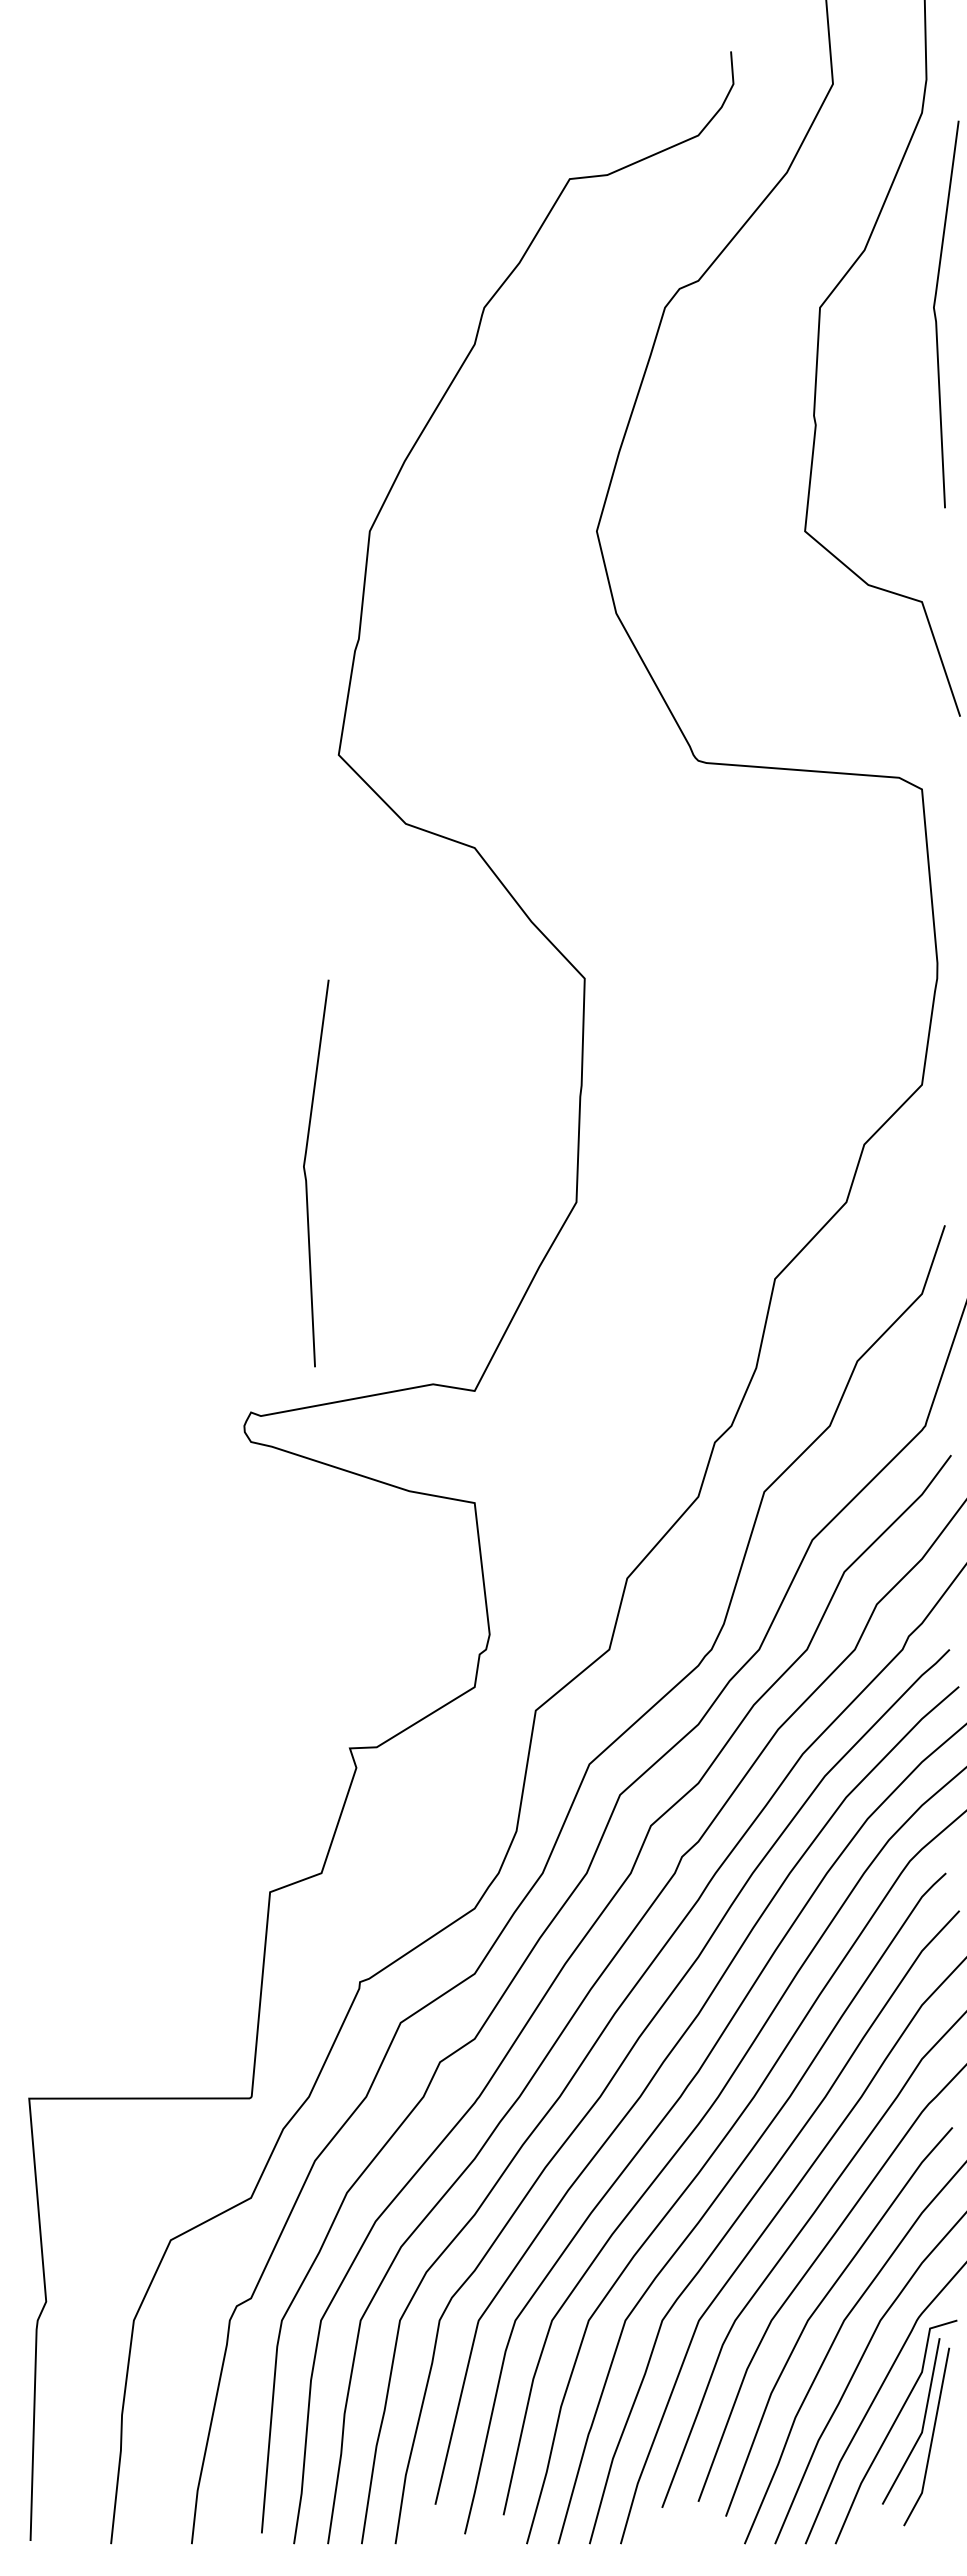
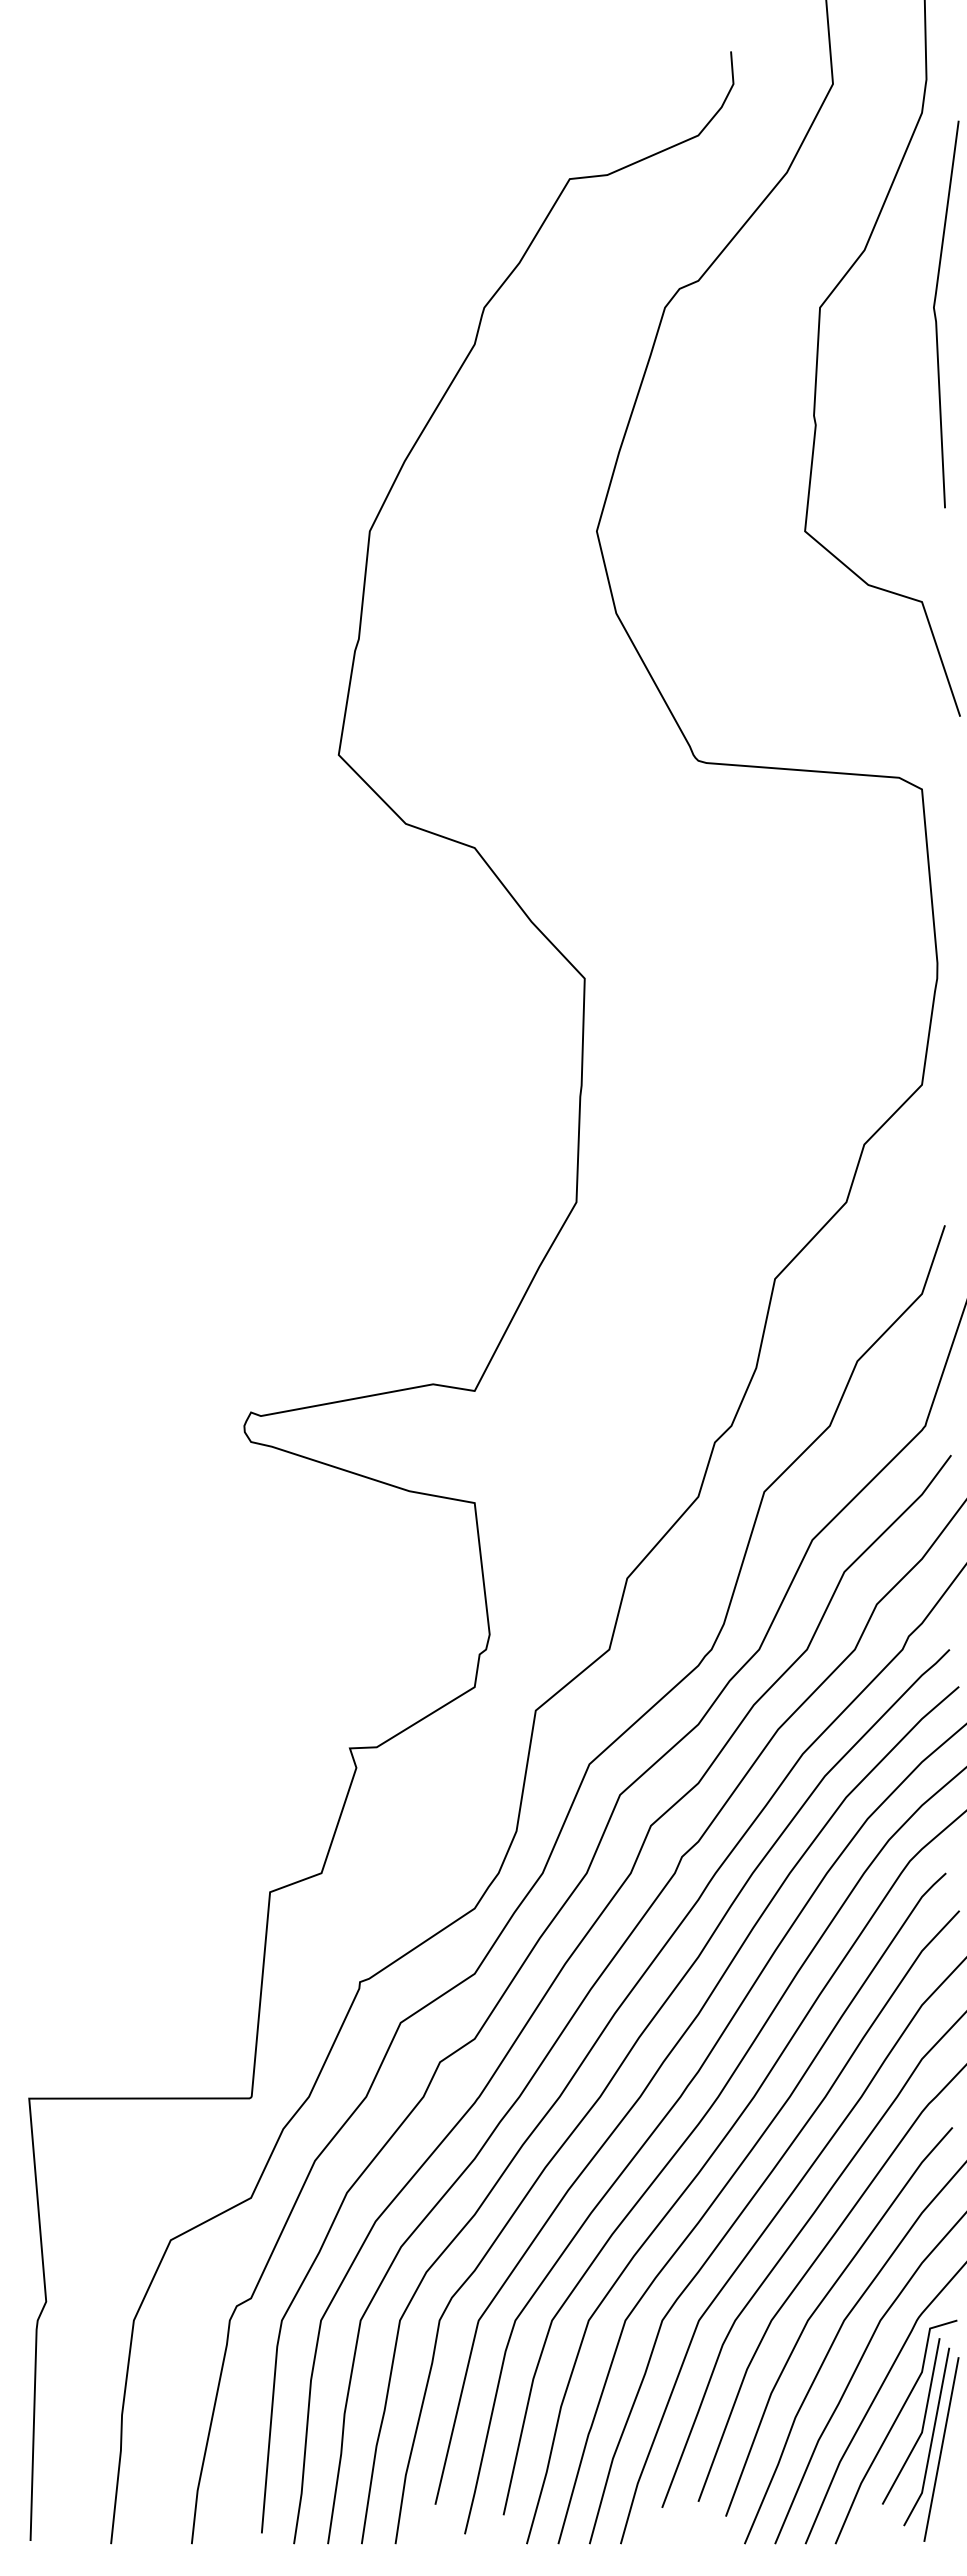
line: present -> none (306, 1175)
line: none -> present (941, 2449)
